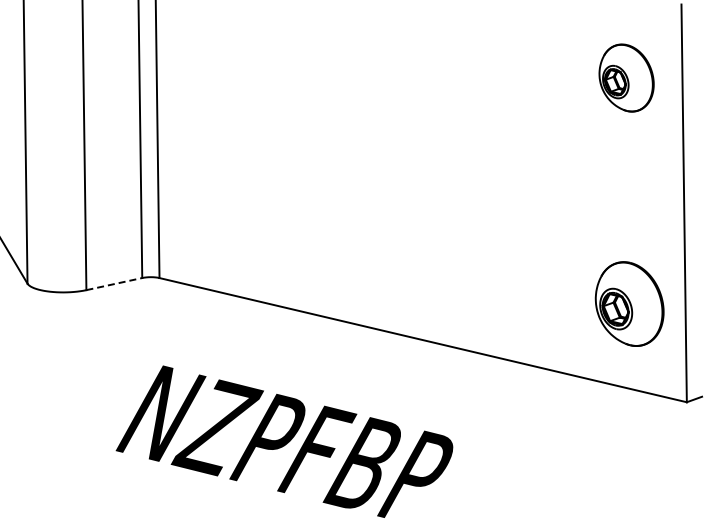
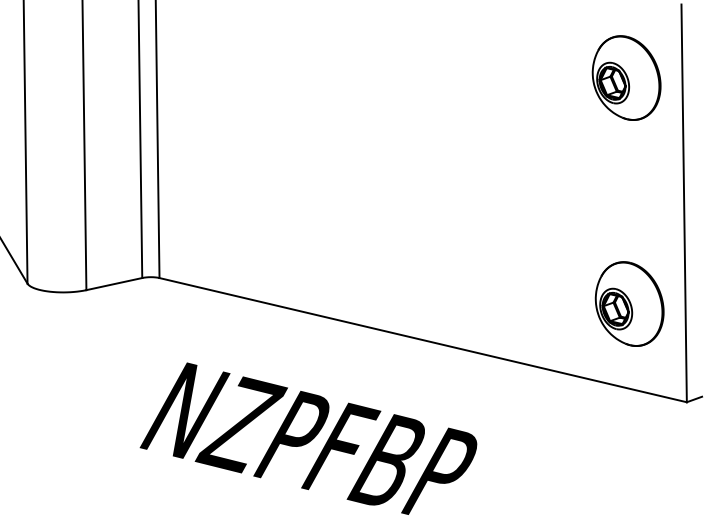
part size: 57x70 px -> 71x86 px (626, 77)
line: dashed -> solid (114, 284)
text position: (284, 441) -> (308, 438) (308, 438)
